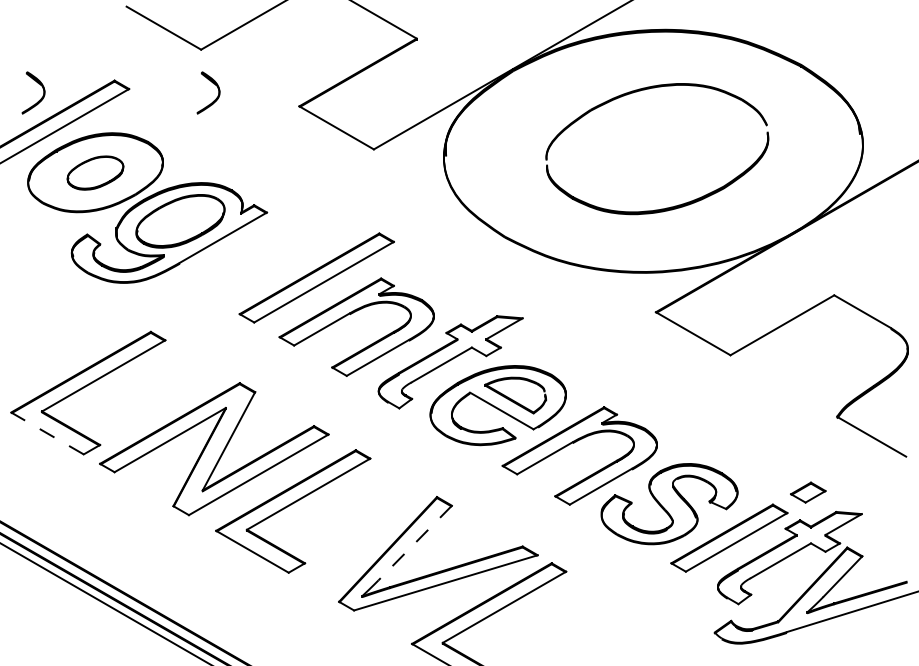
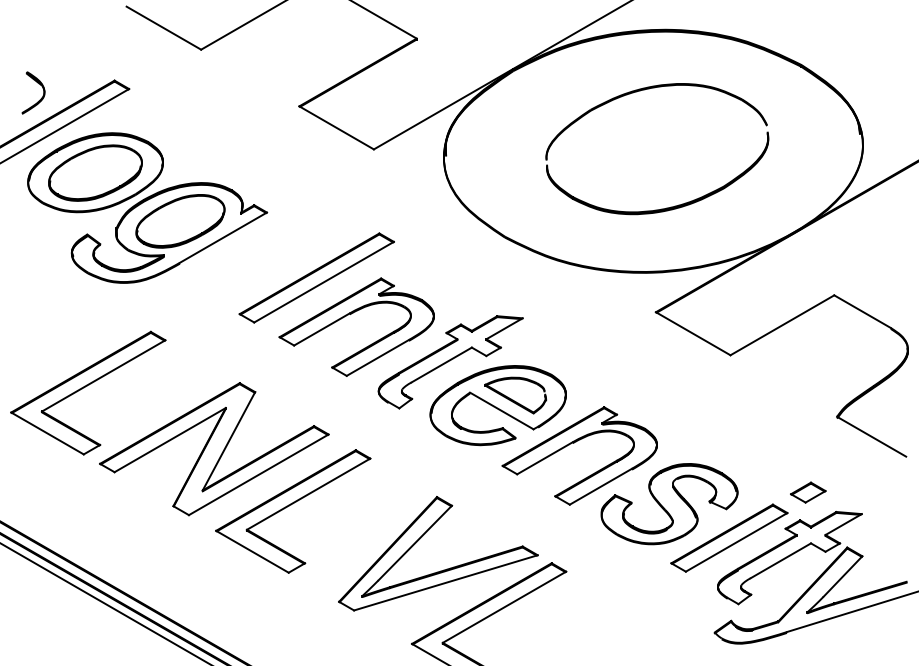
part: present -> none (215, 98)
part size: 59x36 px -> 95x58 px (95, 172)
line: dashed -> solid (47, 433)
line: dashed -> solid (414, 543)
